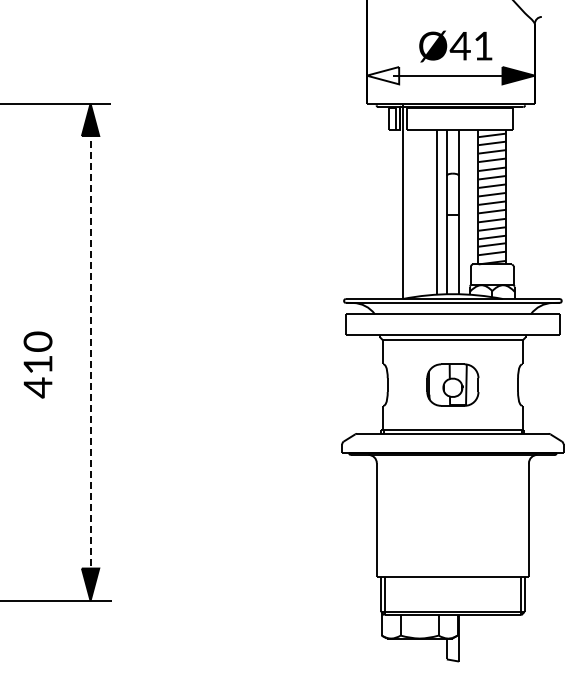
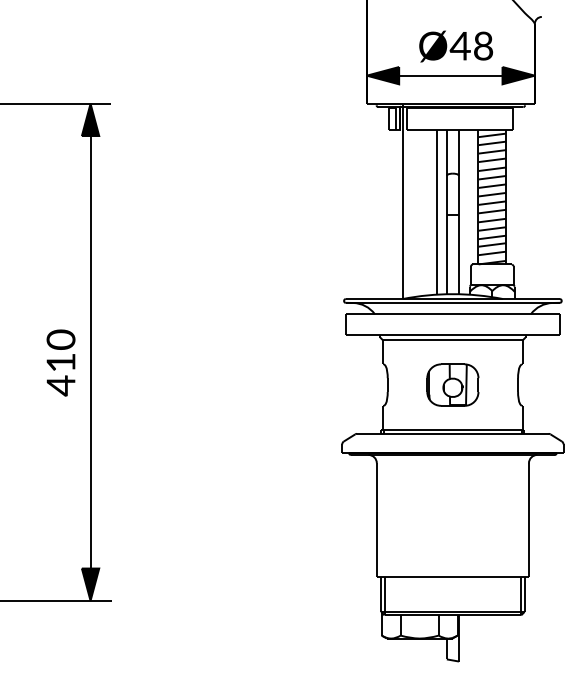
text: Ø41 -> Ø48 (483, 45)
fill: none -> present (382, 75)
line: dashed -> solid (90, 352)
text position: (37, 364) -> (60, 362) (60, 362)
